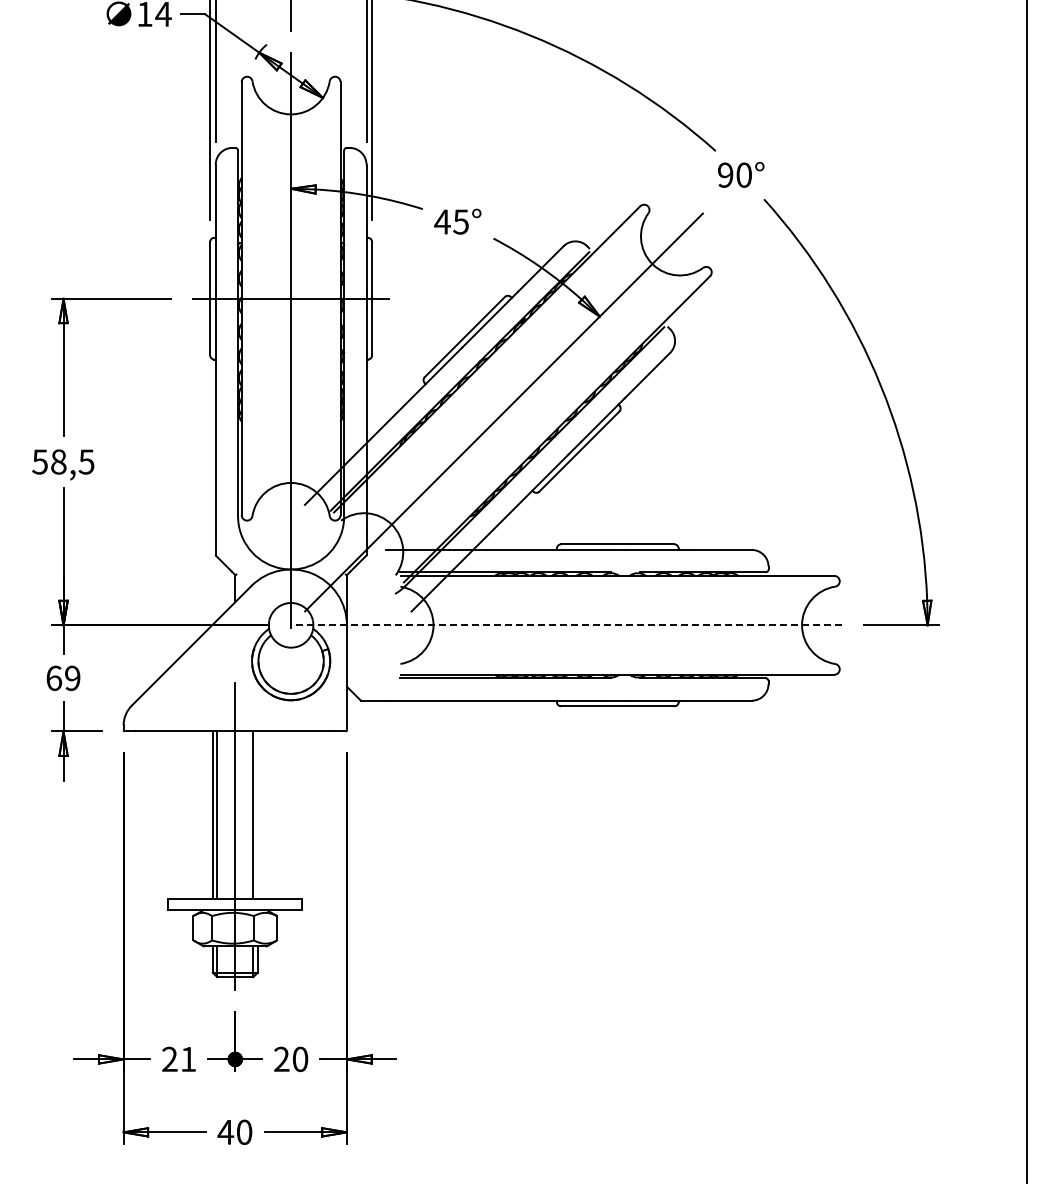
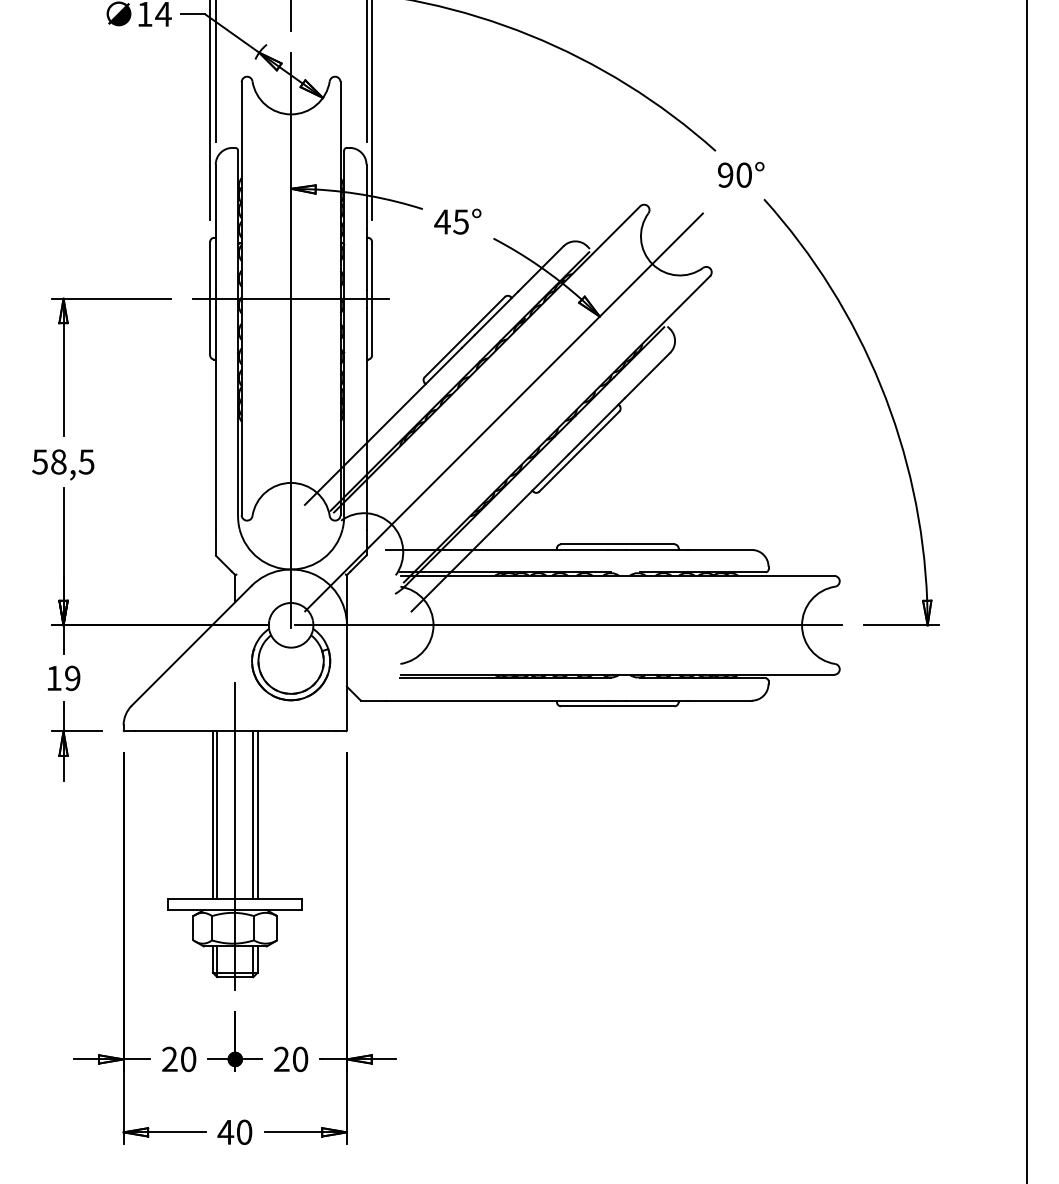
line: dashed -> solid (567, 625)
text: 69 -> 19 (53, 677)
line: none -> present (257, 814)
text: 21 -> 20 (188, 1059)
